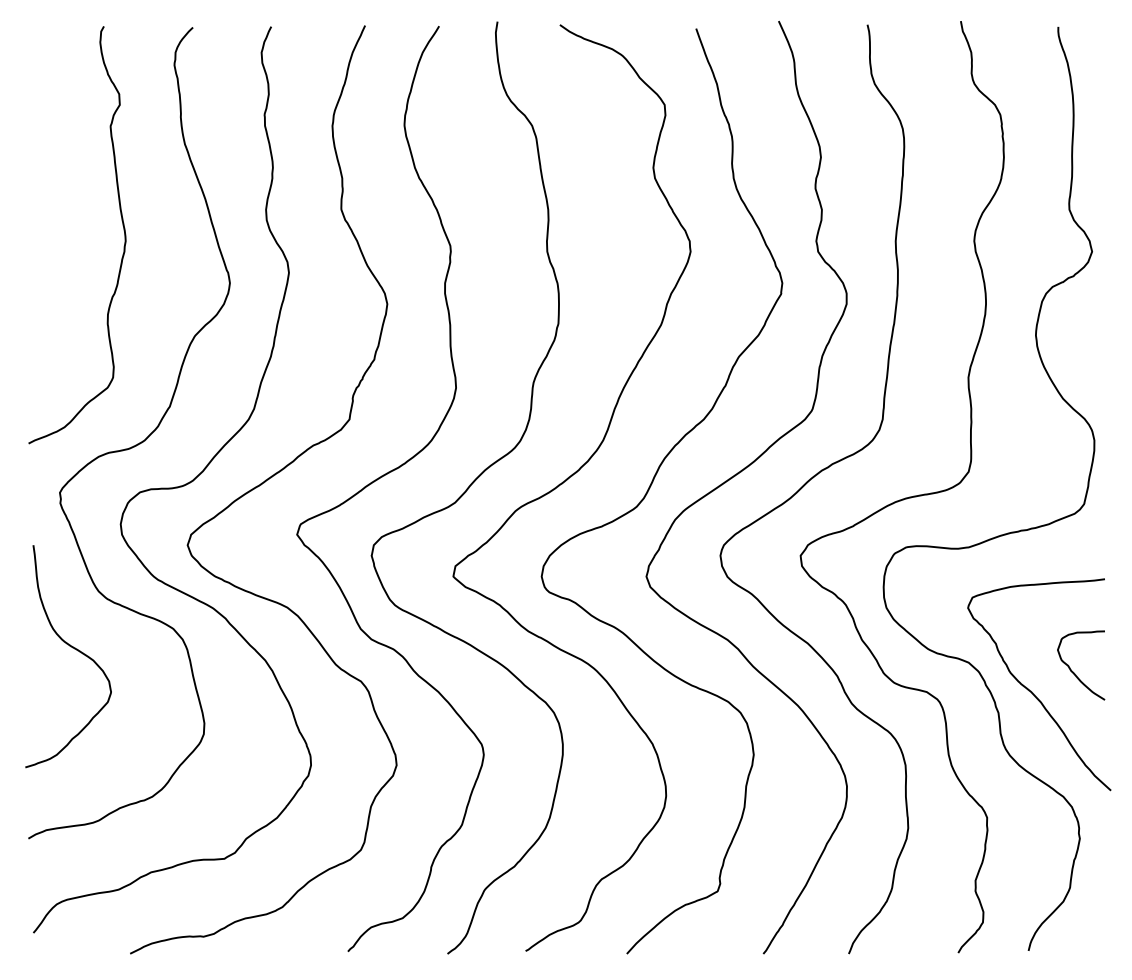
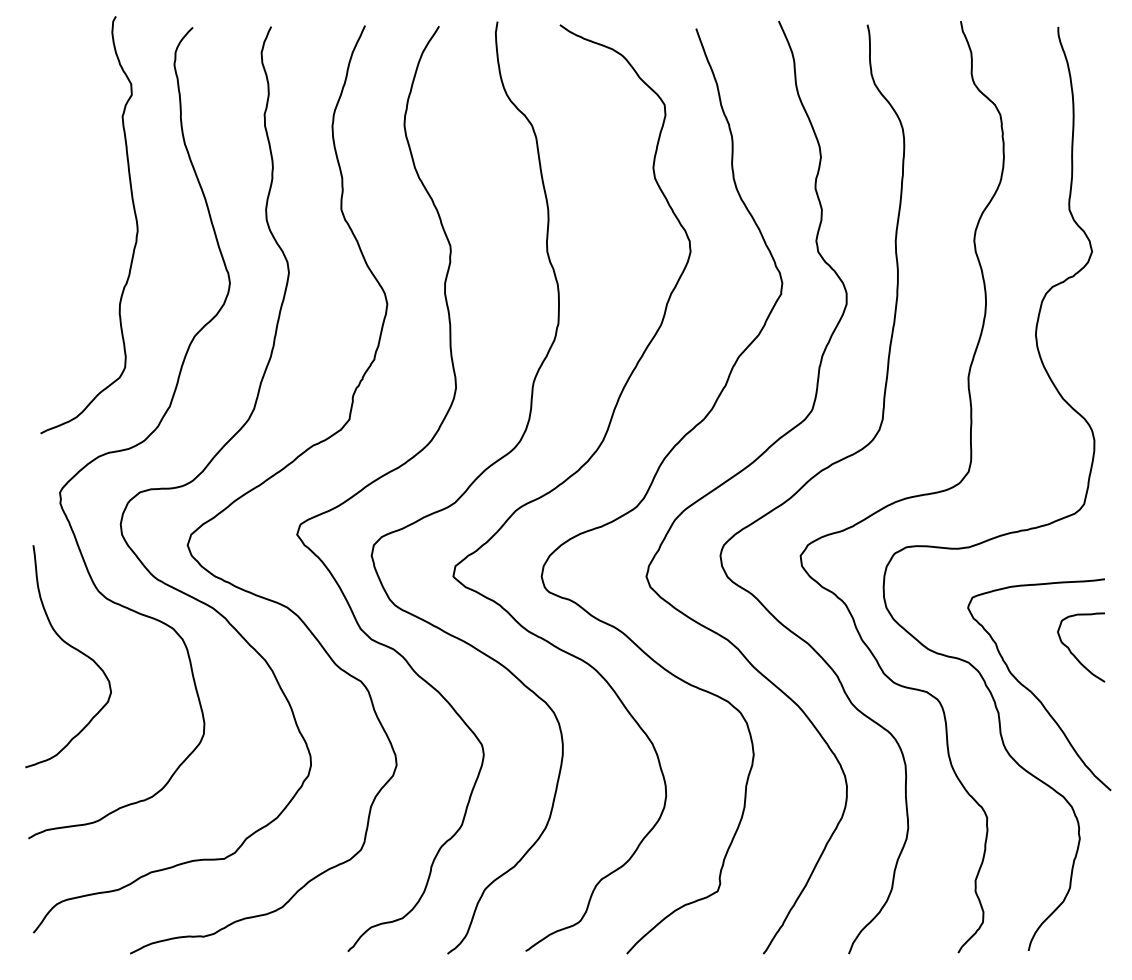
curve position: (122, 225) -> (134, 215) (134, 215)
curve position: (1074, 672) -> (1074, 654) (1074, 654)
